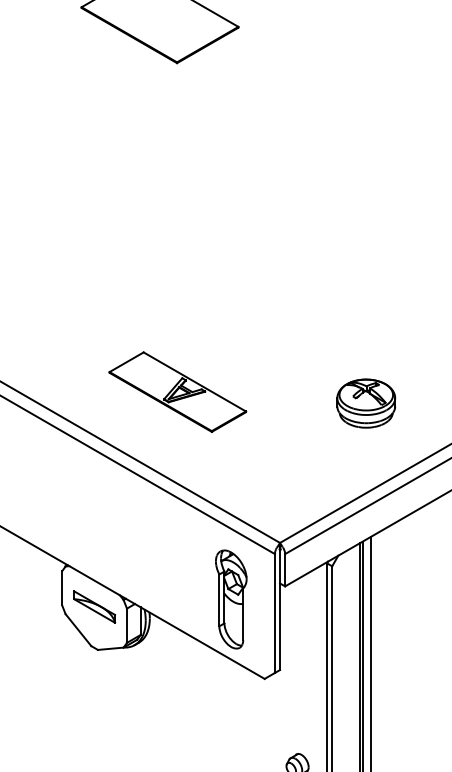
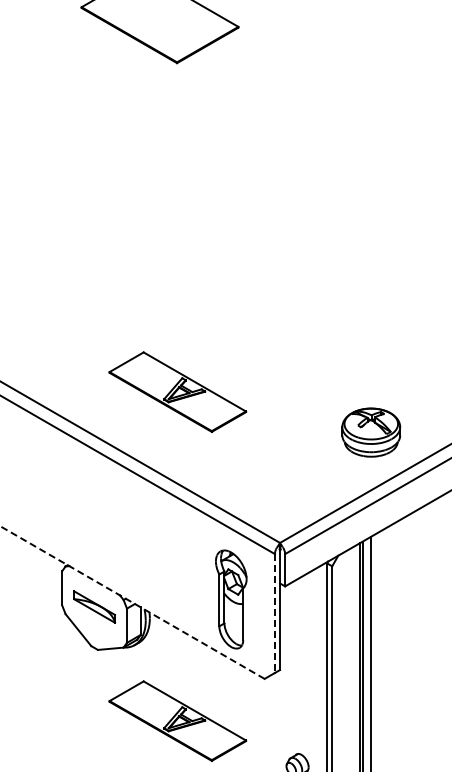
part position: (366, 403) -> (371, 432) (371, 432)
line: solid -> dashed (132, 602)
line: solid -> dashed (274, 614)
part: none -> present (177, 720)
